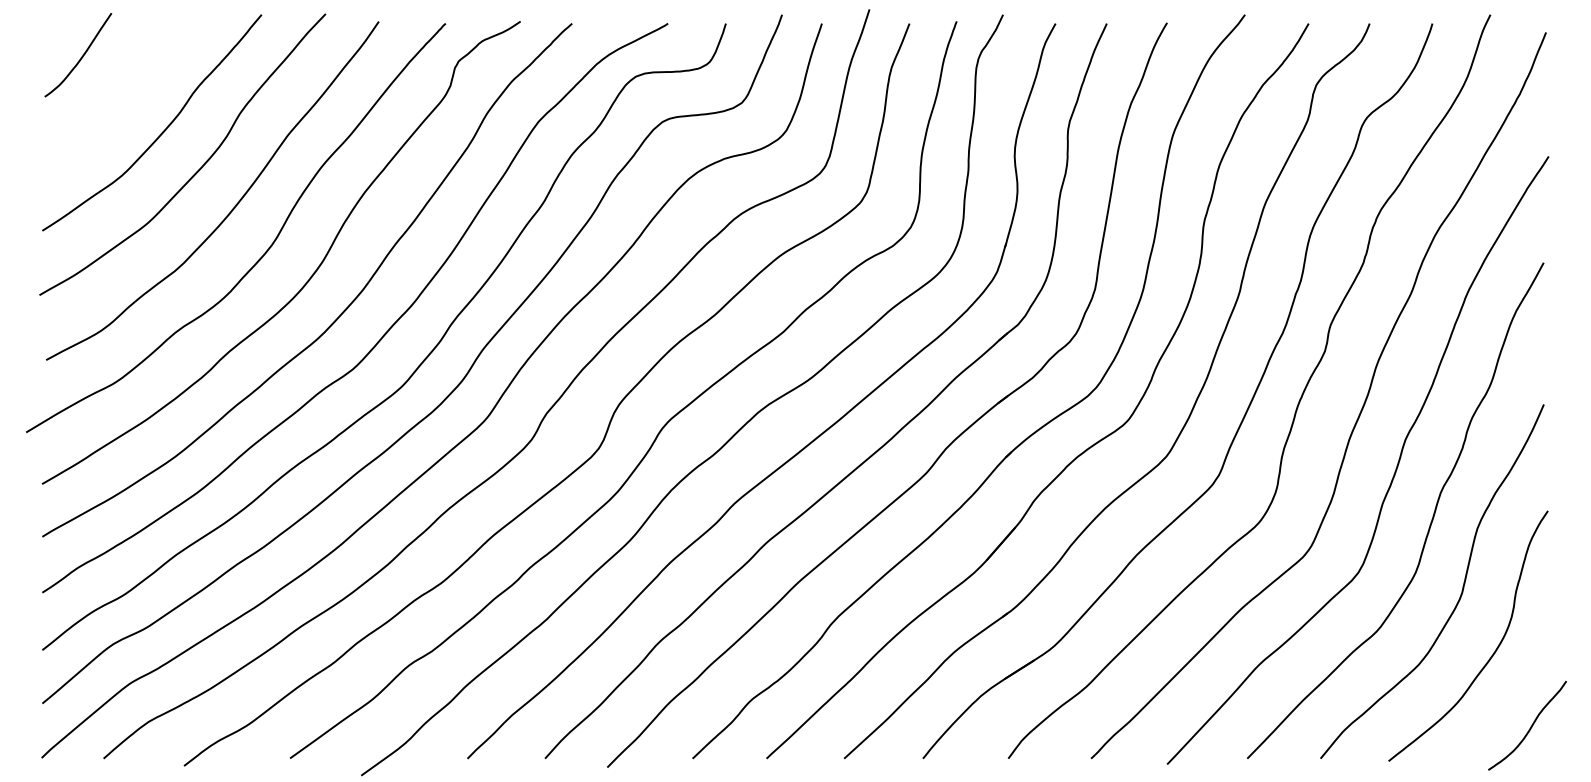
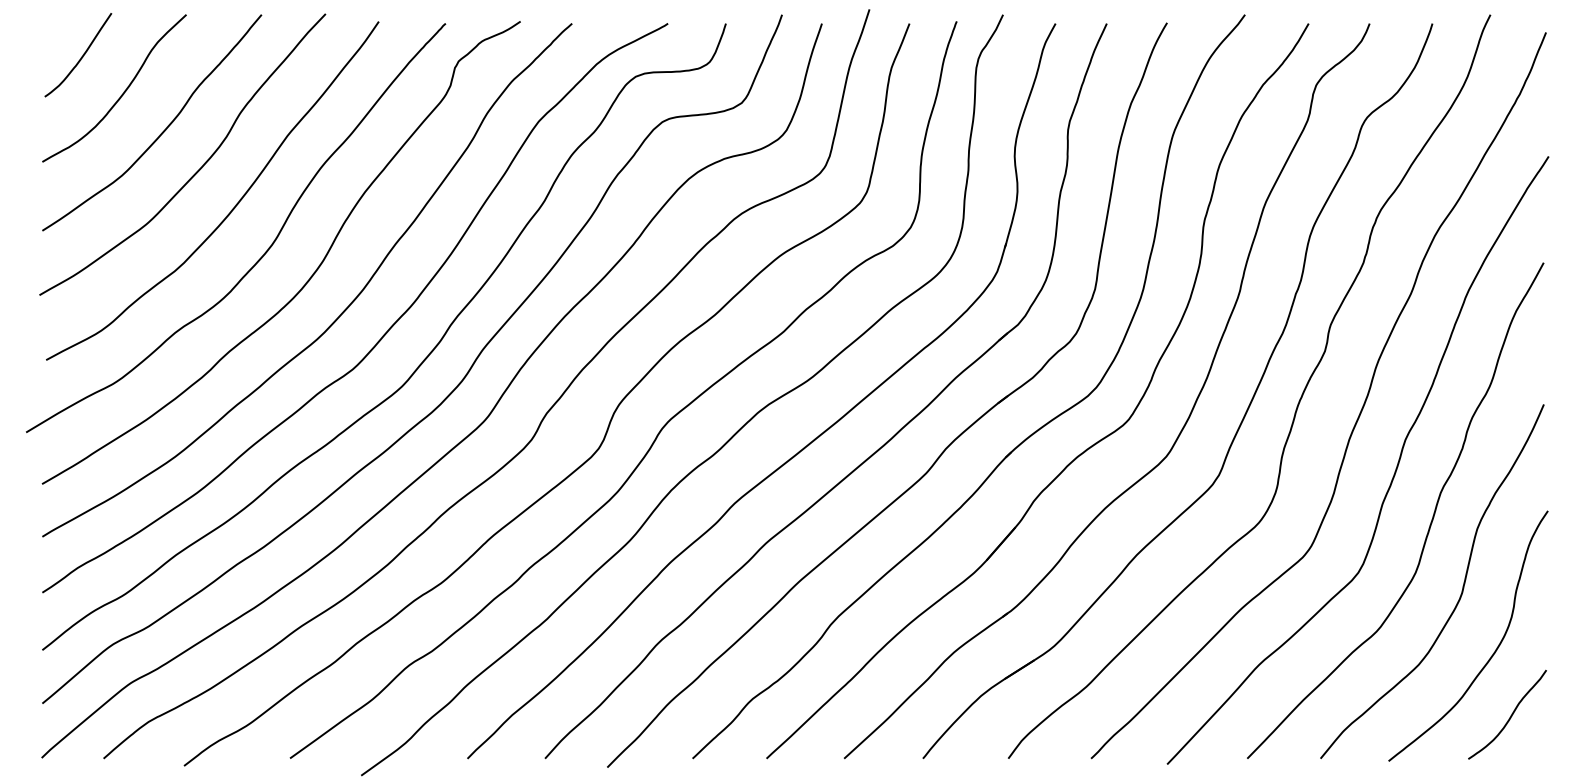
curve: none -> present (121, 94)
curve position: (1530, 726) -> (1510, 715) (1510, 715)
